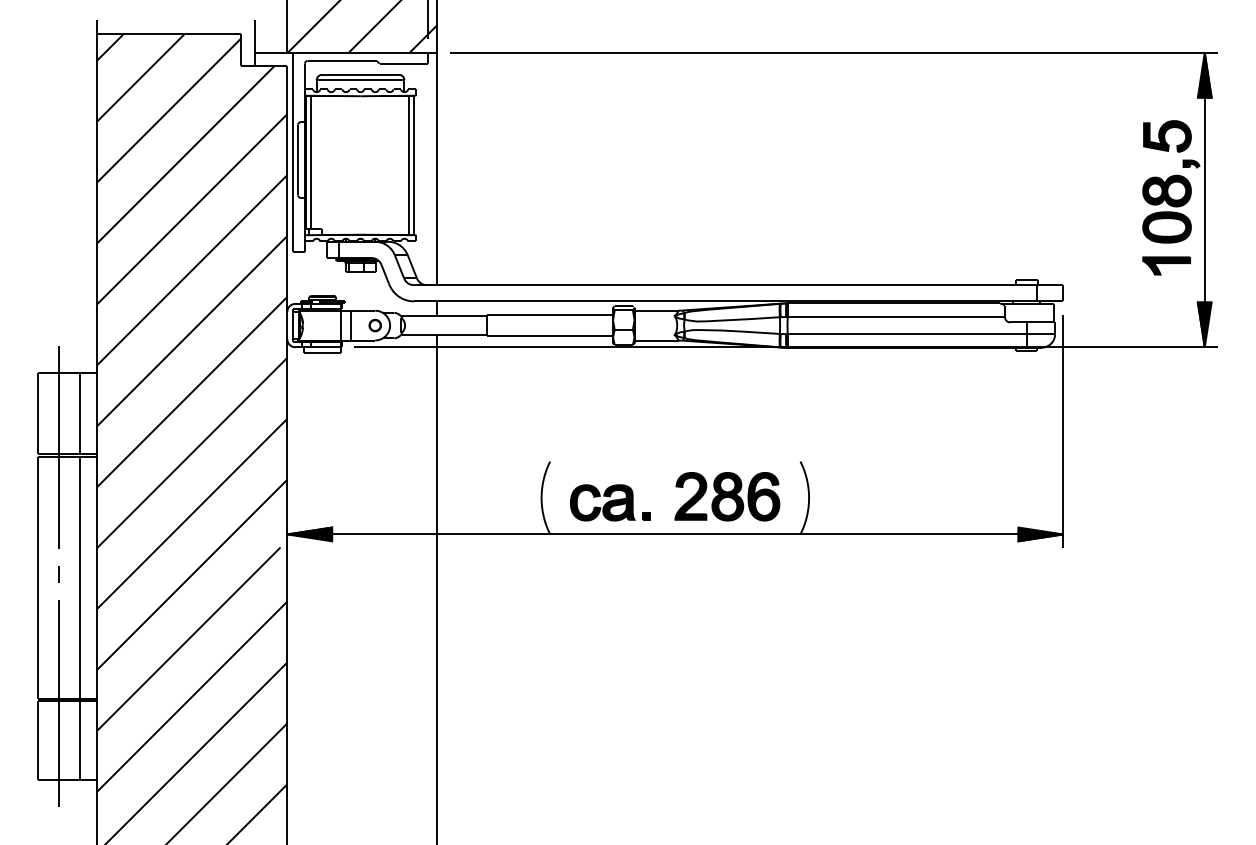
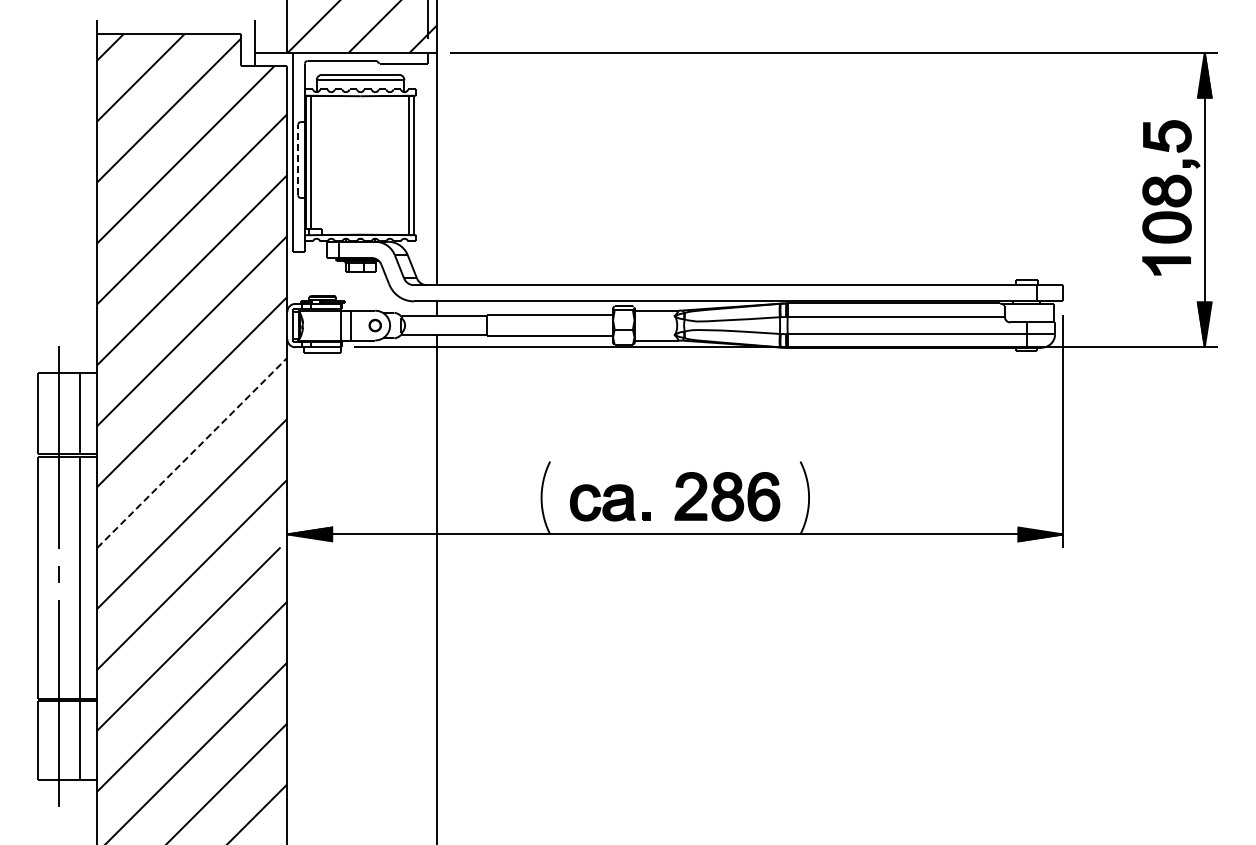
line: solid -> dashed (298, 159)
line: solid -> dashed (192, 452)
